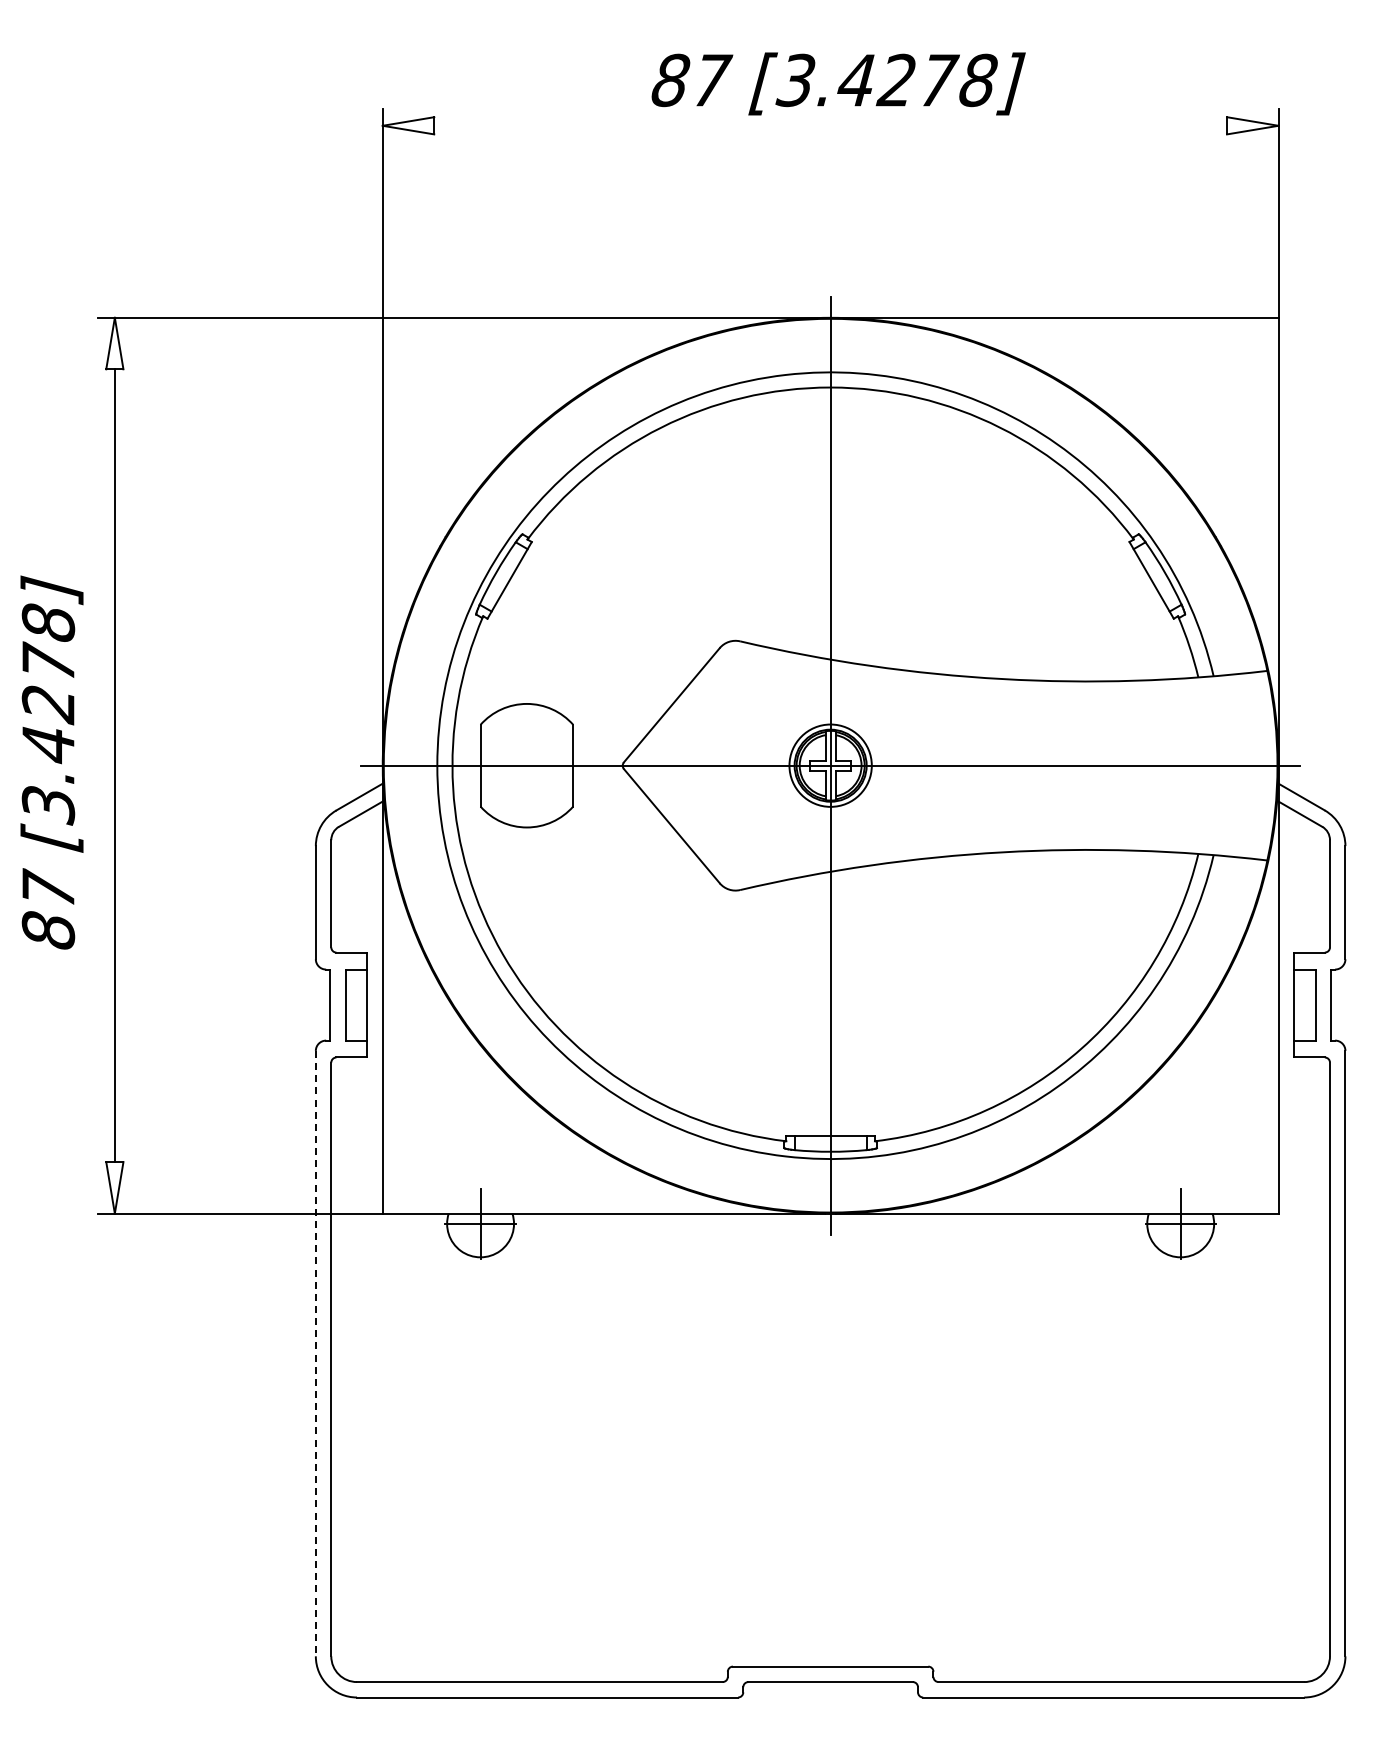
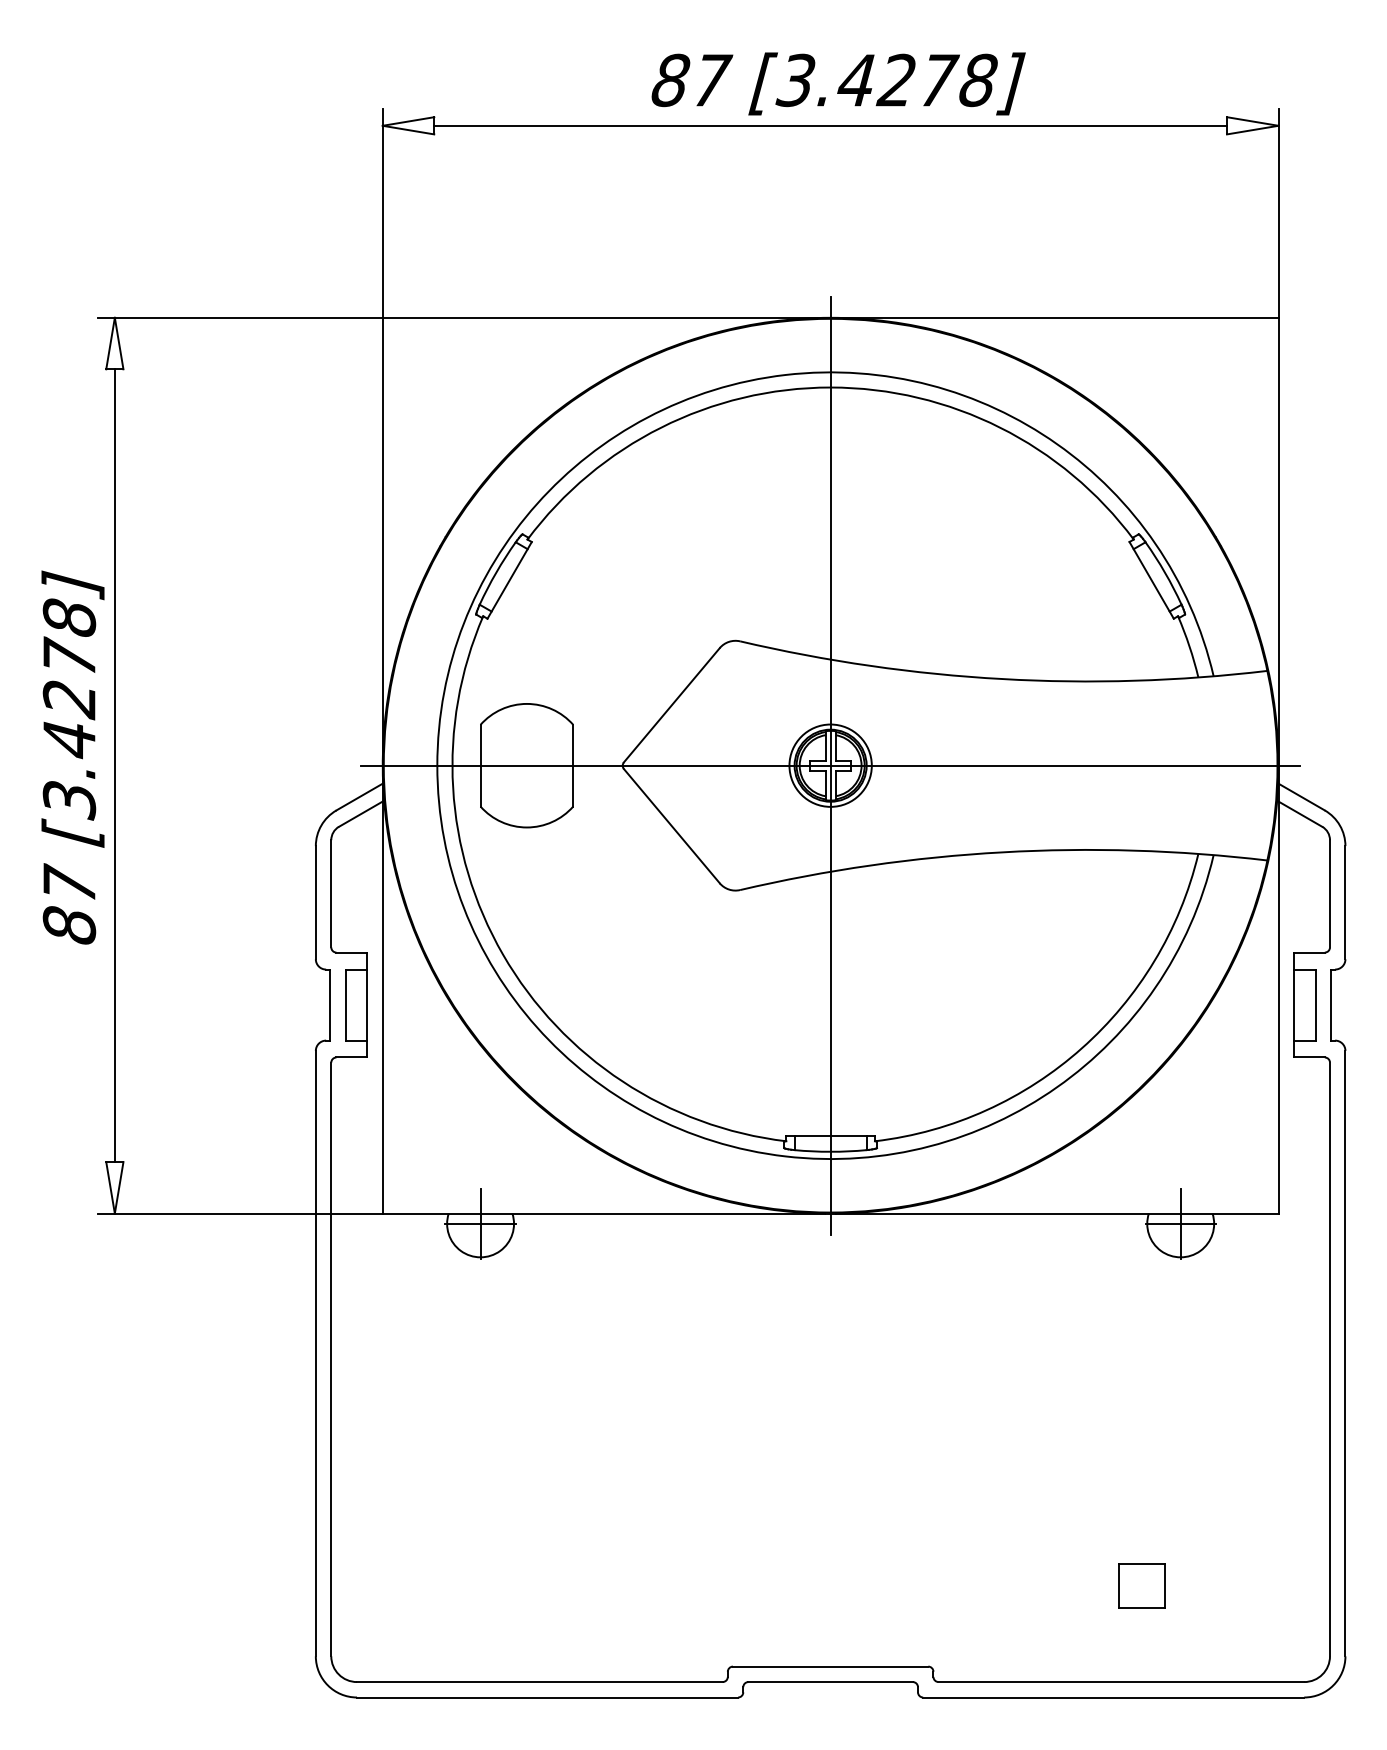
line: none -> present (830, 125)
text position: (51, 762) -> (72, 757) (72, 757)
line: dashed -> solid (315, 1353)
part: none -> present (1141, 1585)
